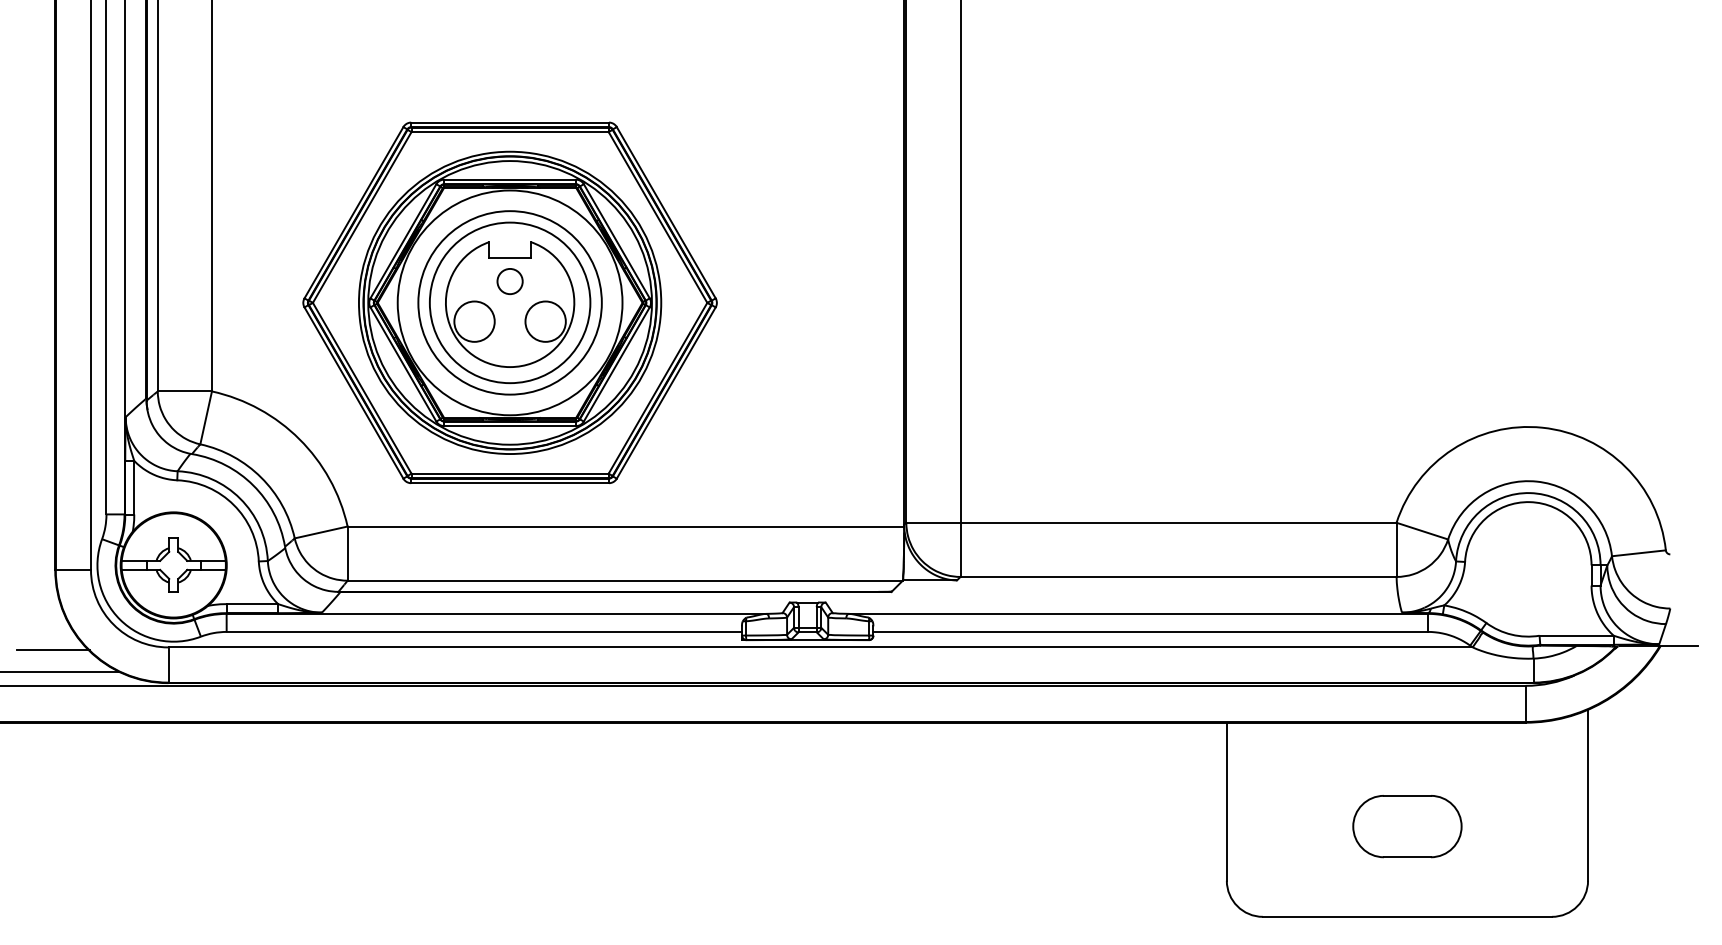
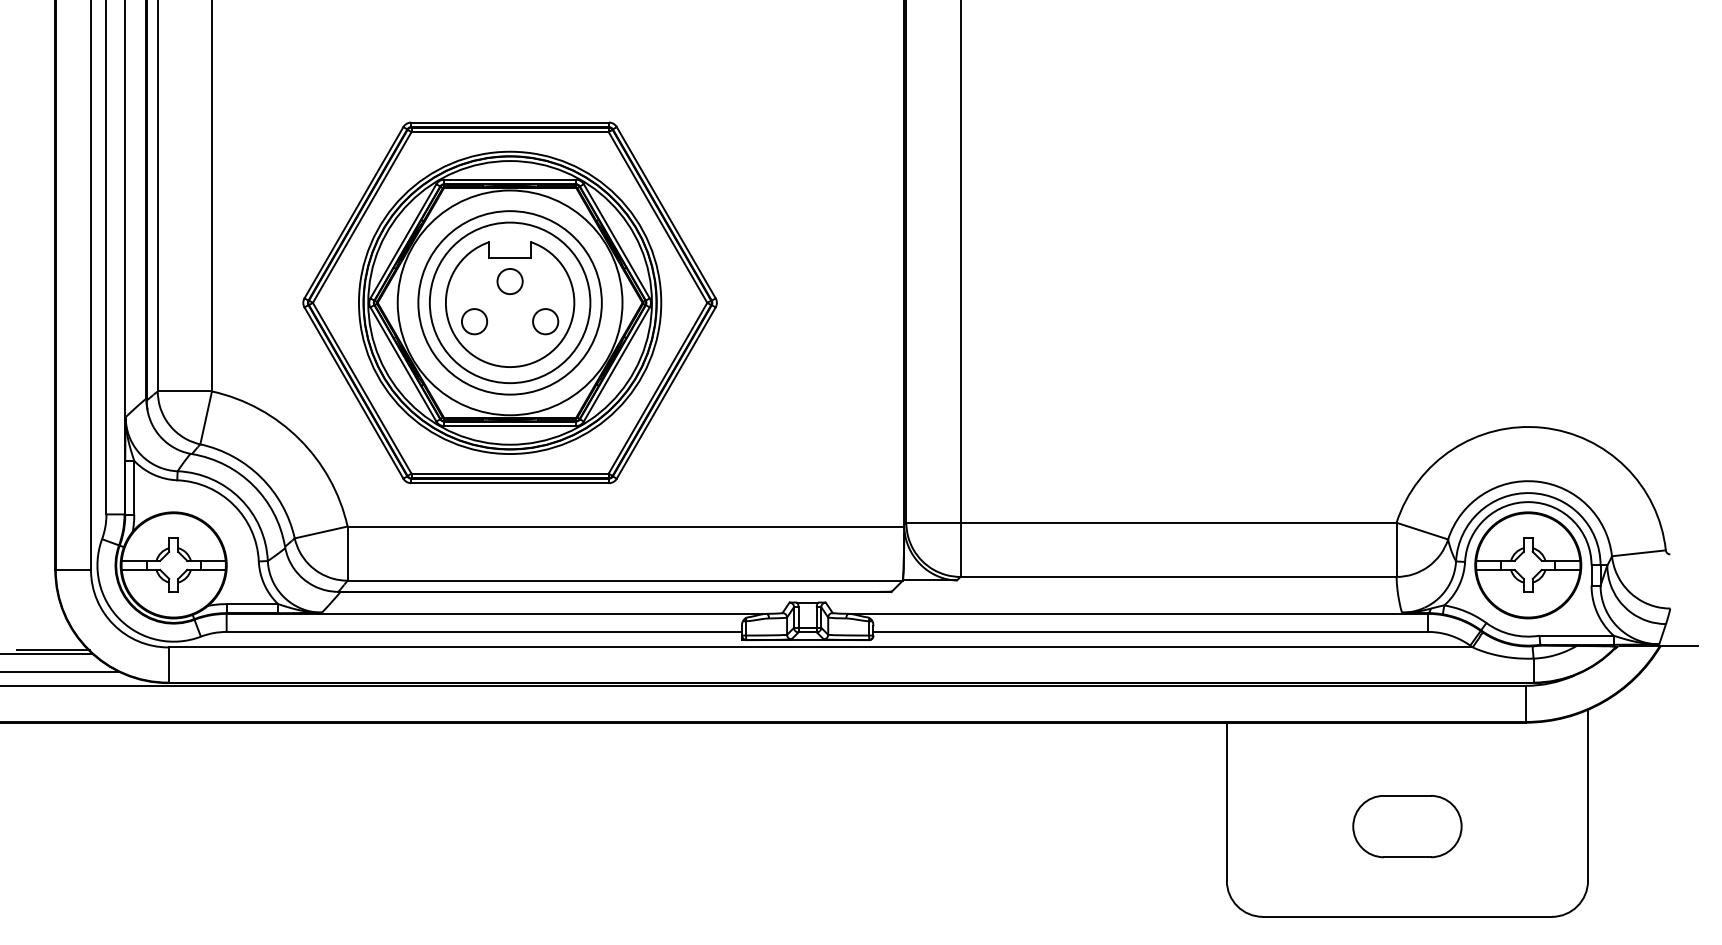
circle diameter: 40 px -> 25 px (474, 321)
circle diameter: 40 px -> 25 px (545, 321)
part: none -> present (1528, 565)
line: none -> present (47, 653)
